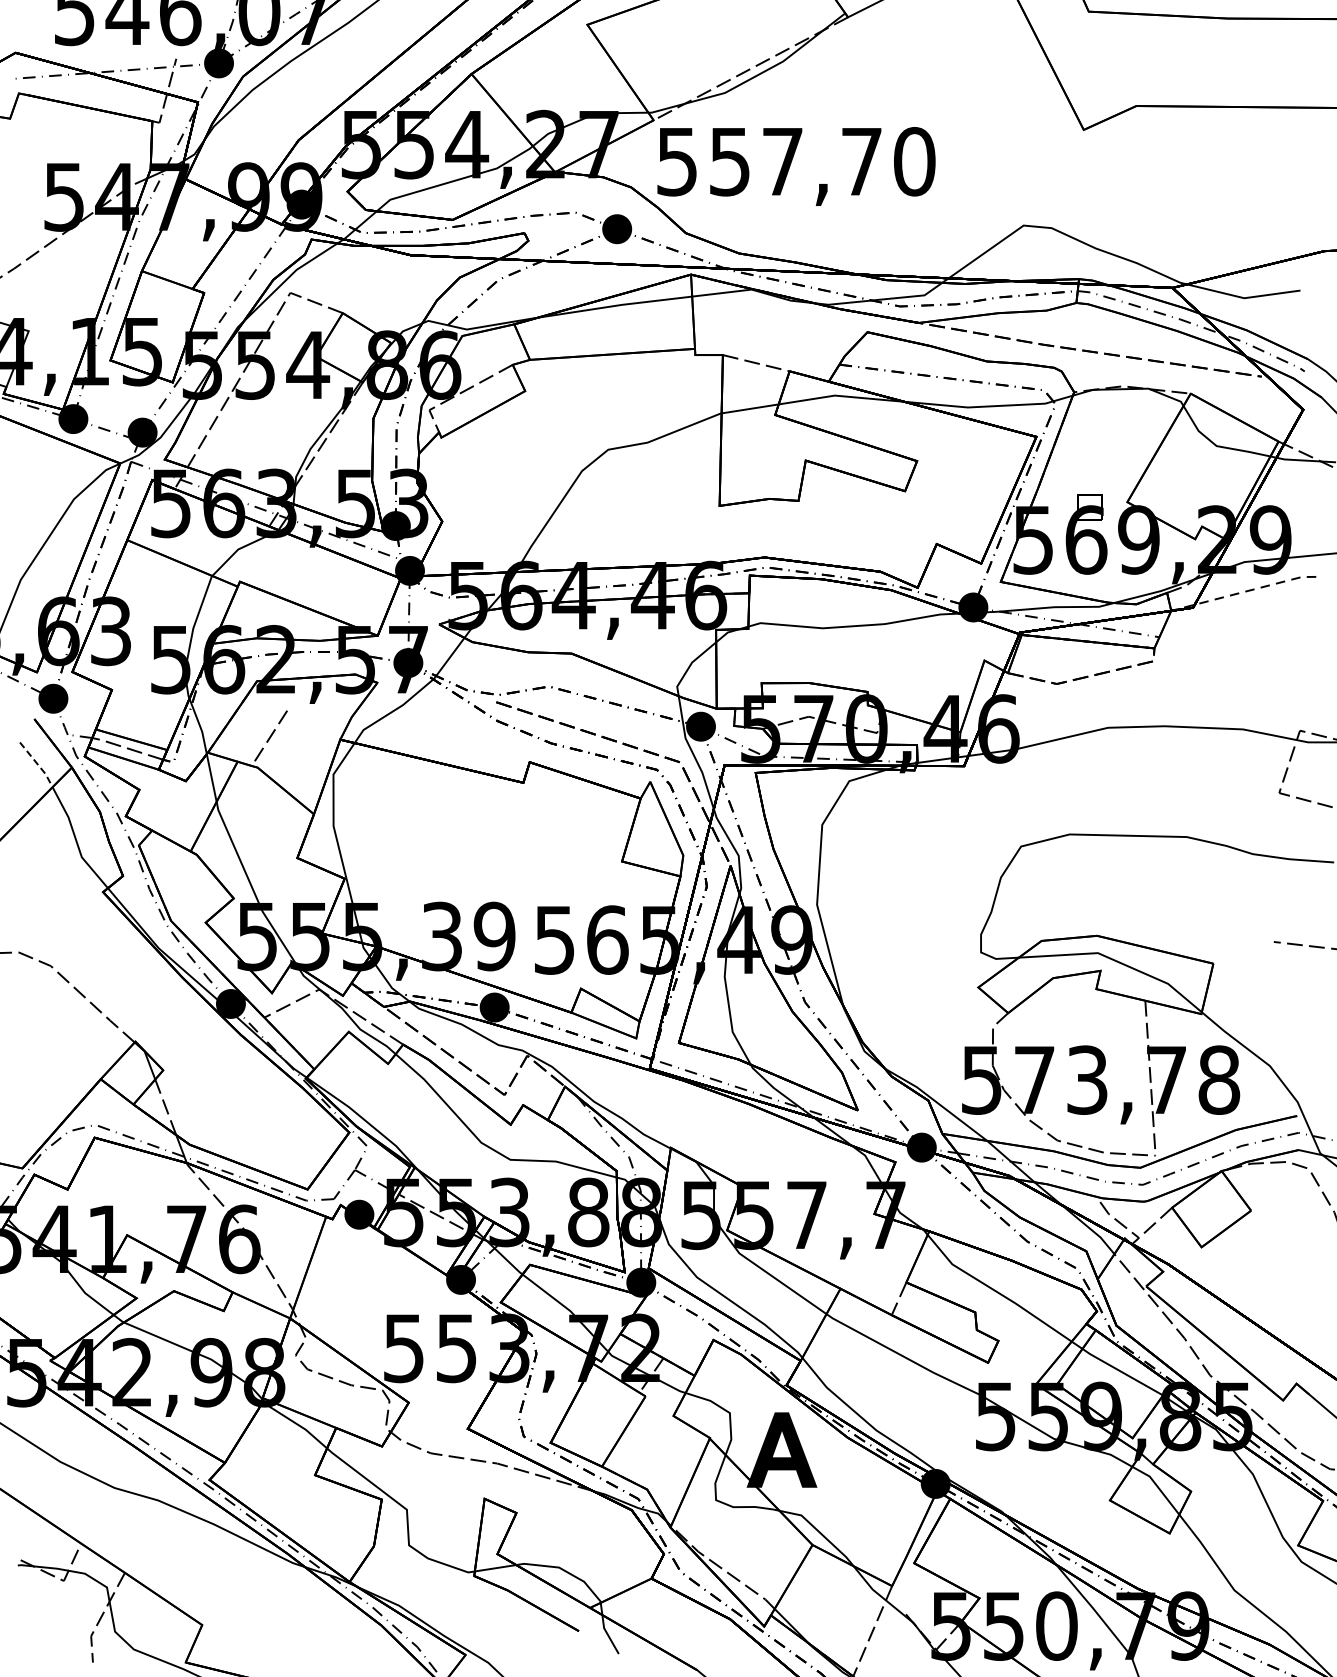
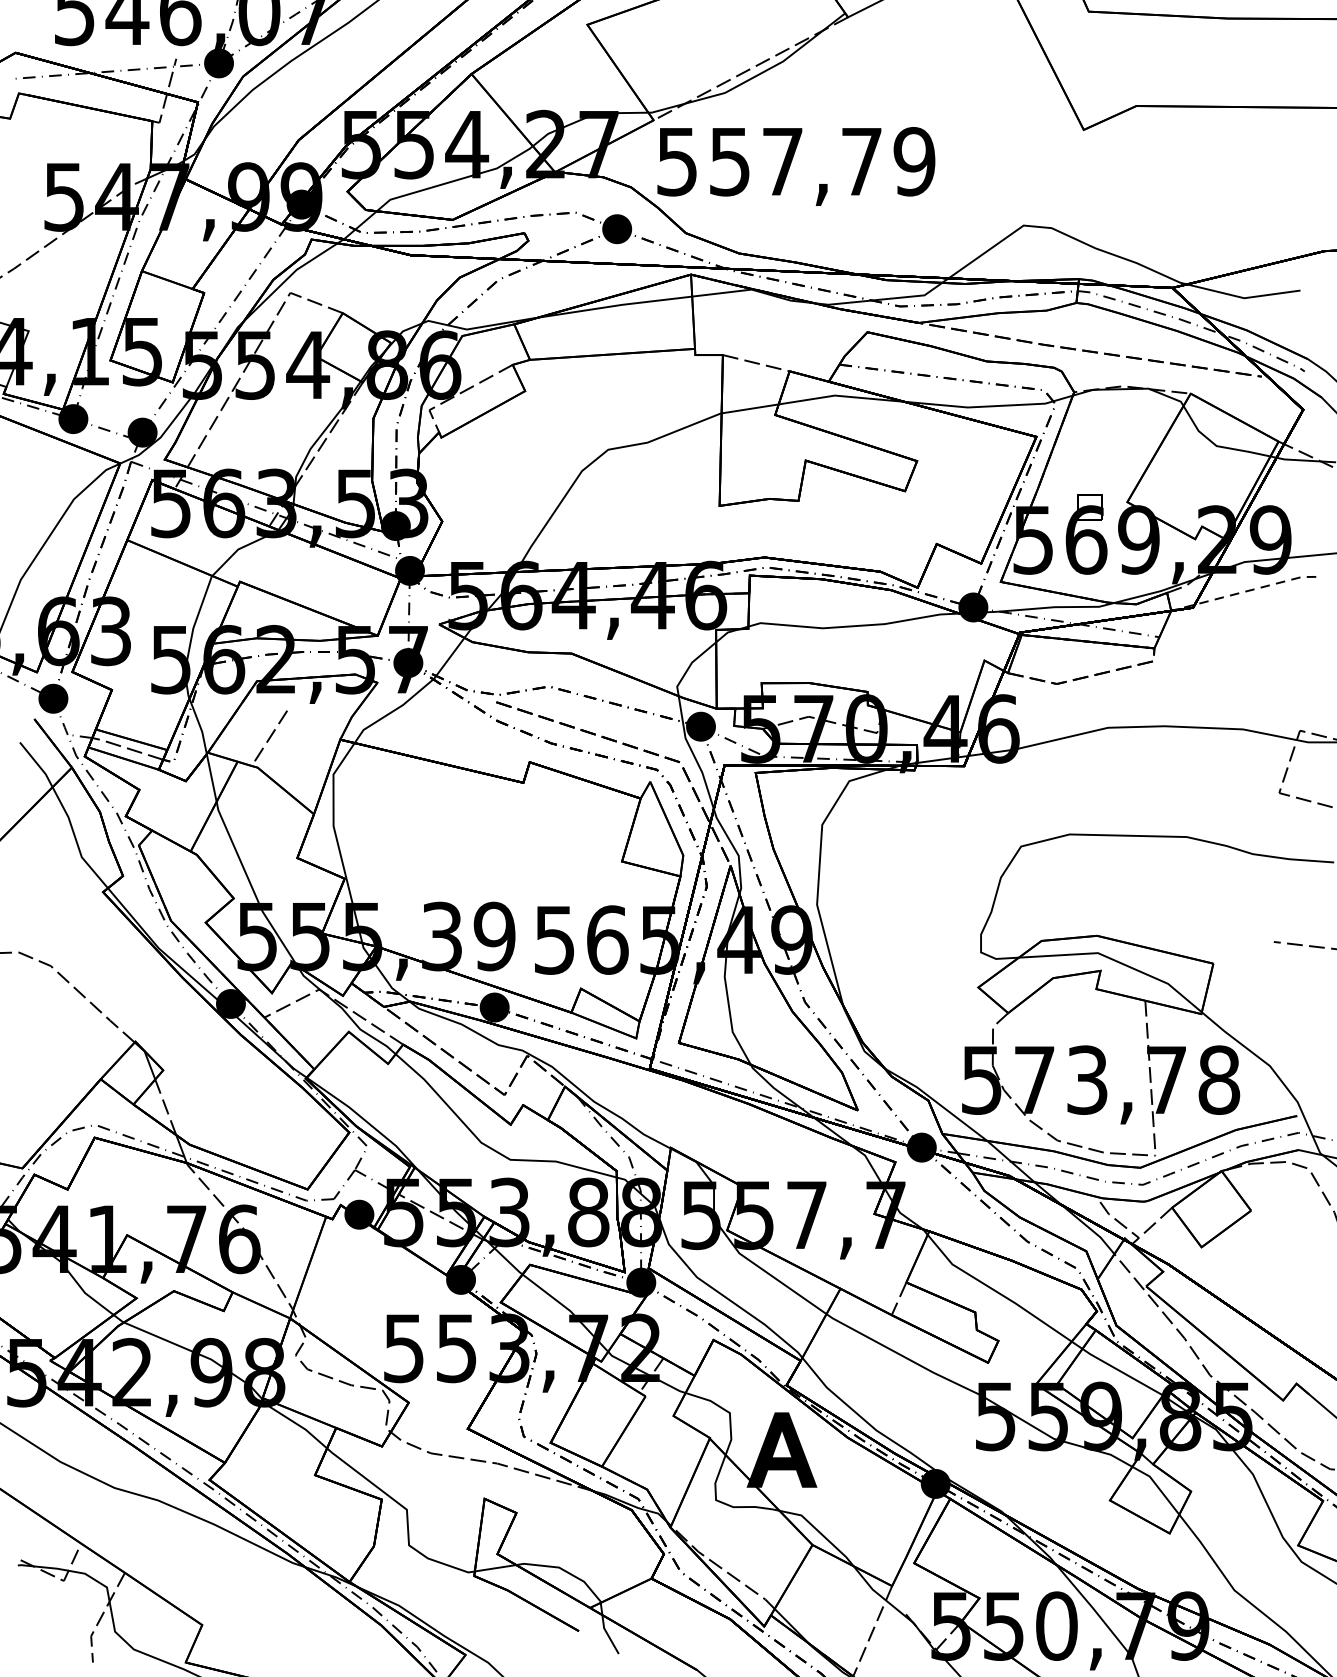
text: 557,70 -> 557,79 (914, 161)
line: dashed -> solid (38, 764)
